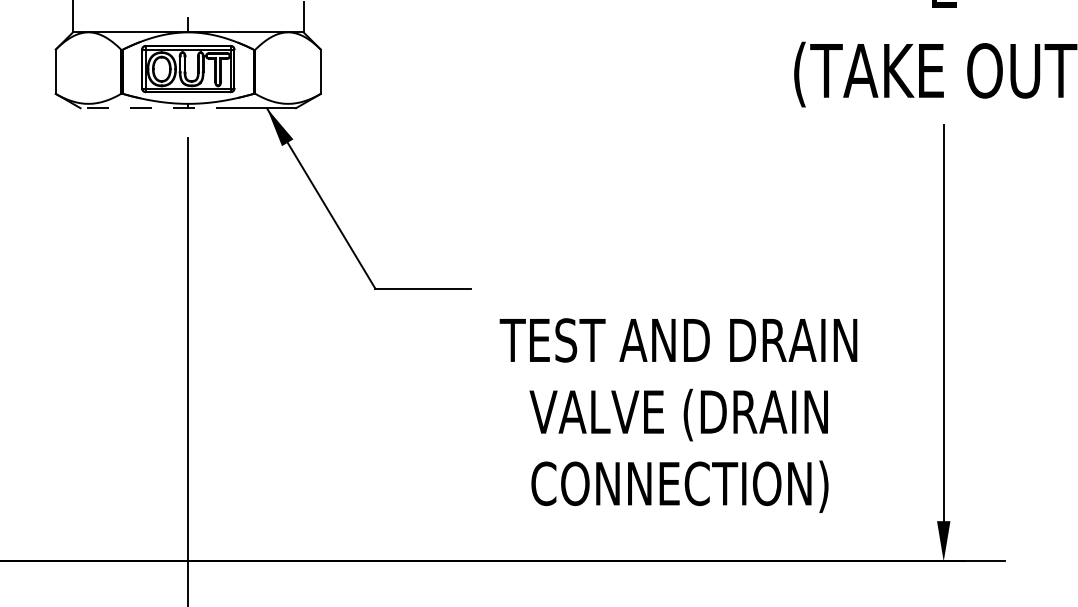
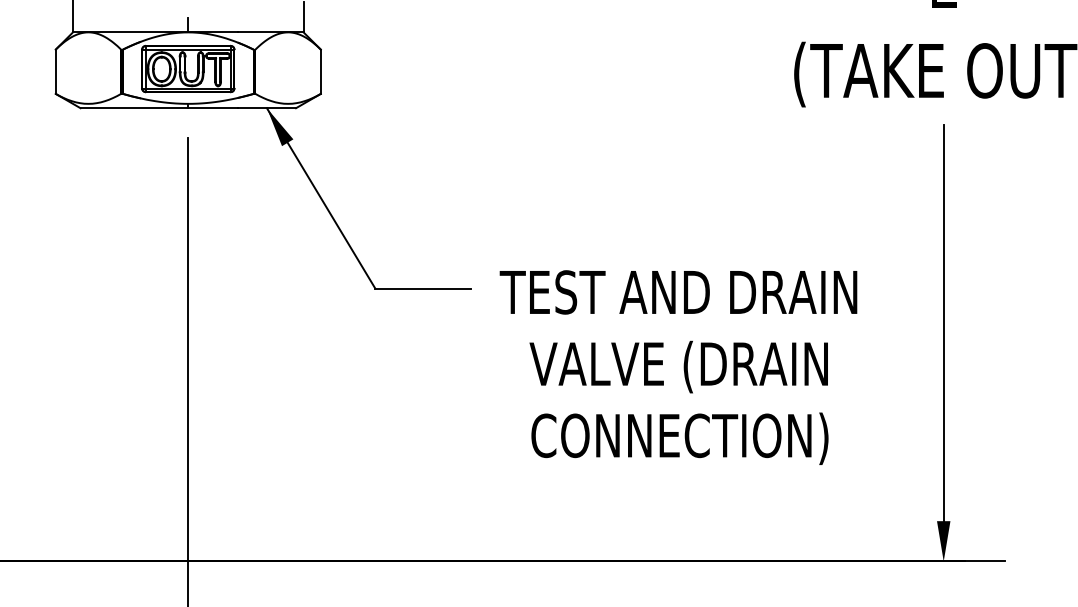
line: dashed -> solid (159, 108)
text position: (678, 415) -> (678, 367) (678, 367)
